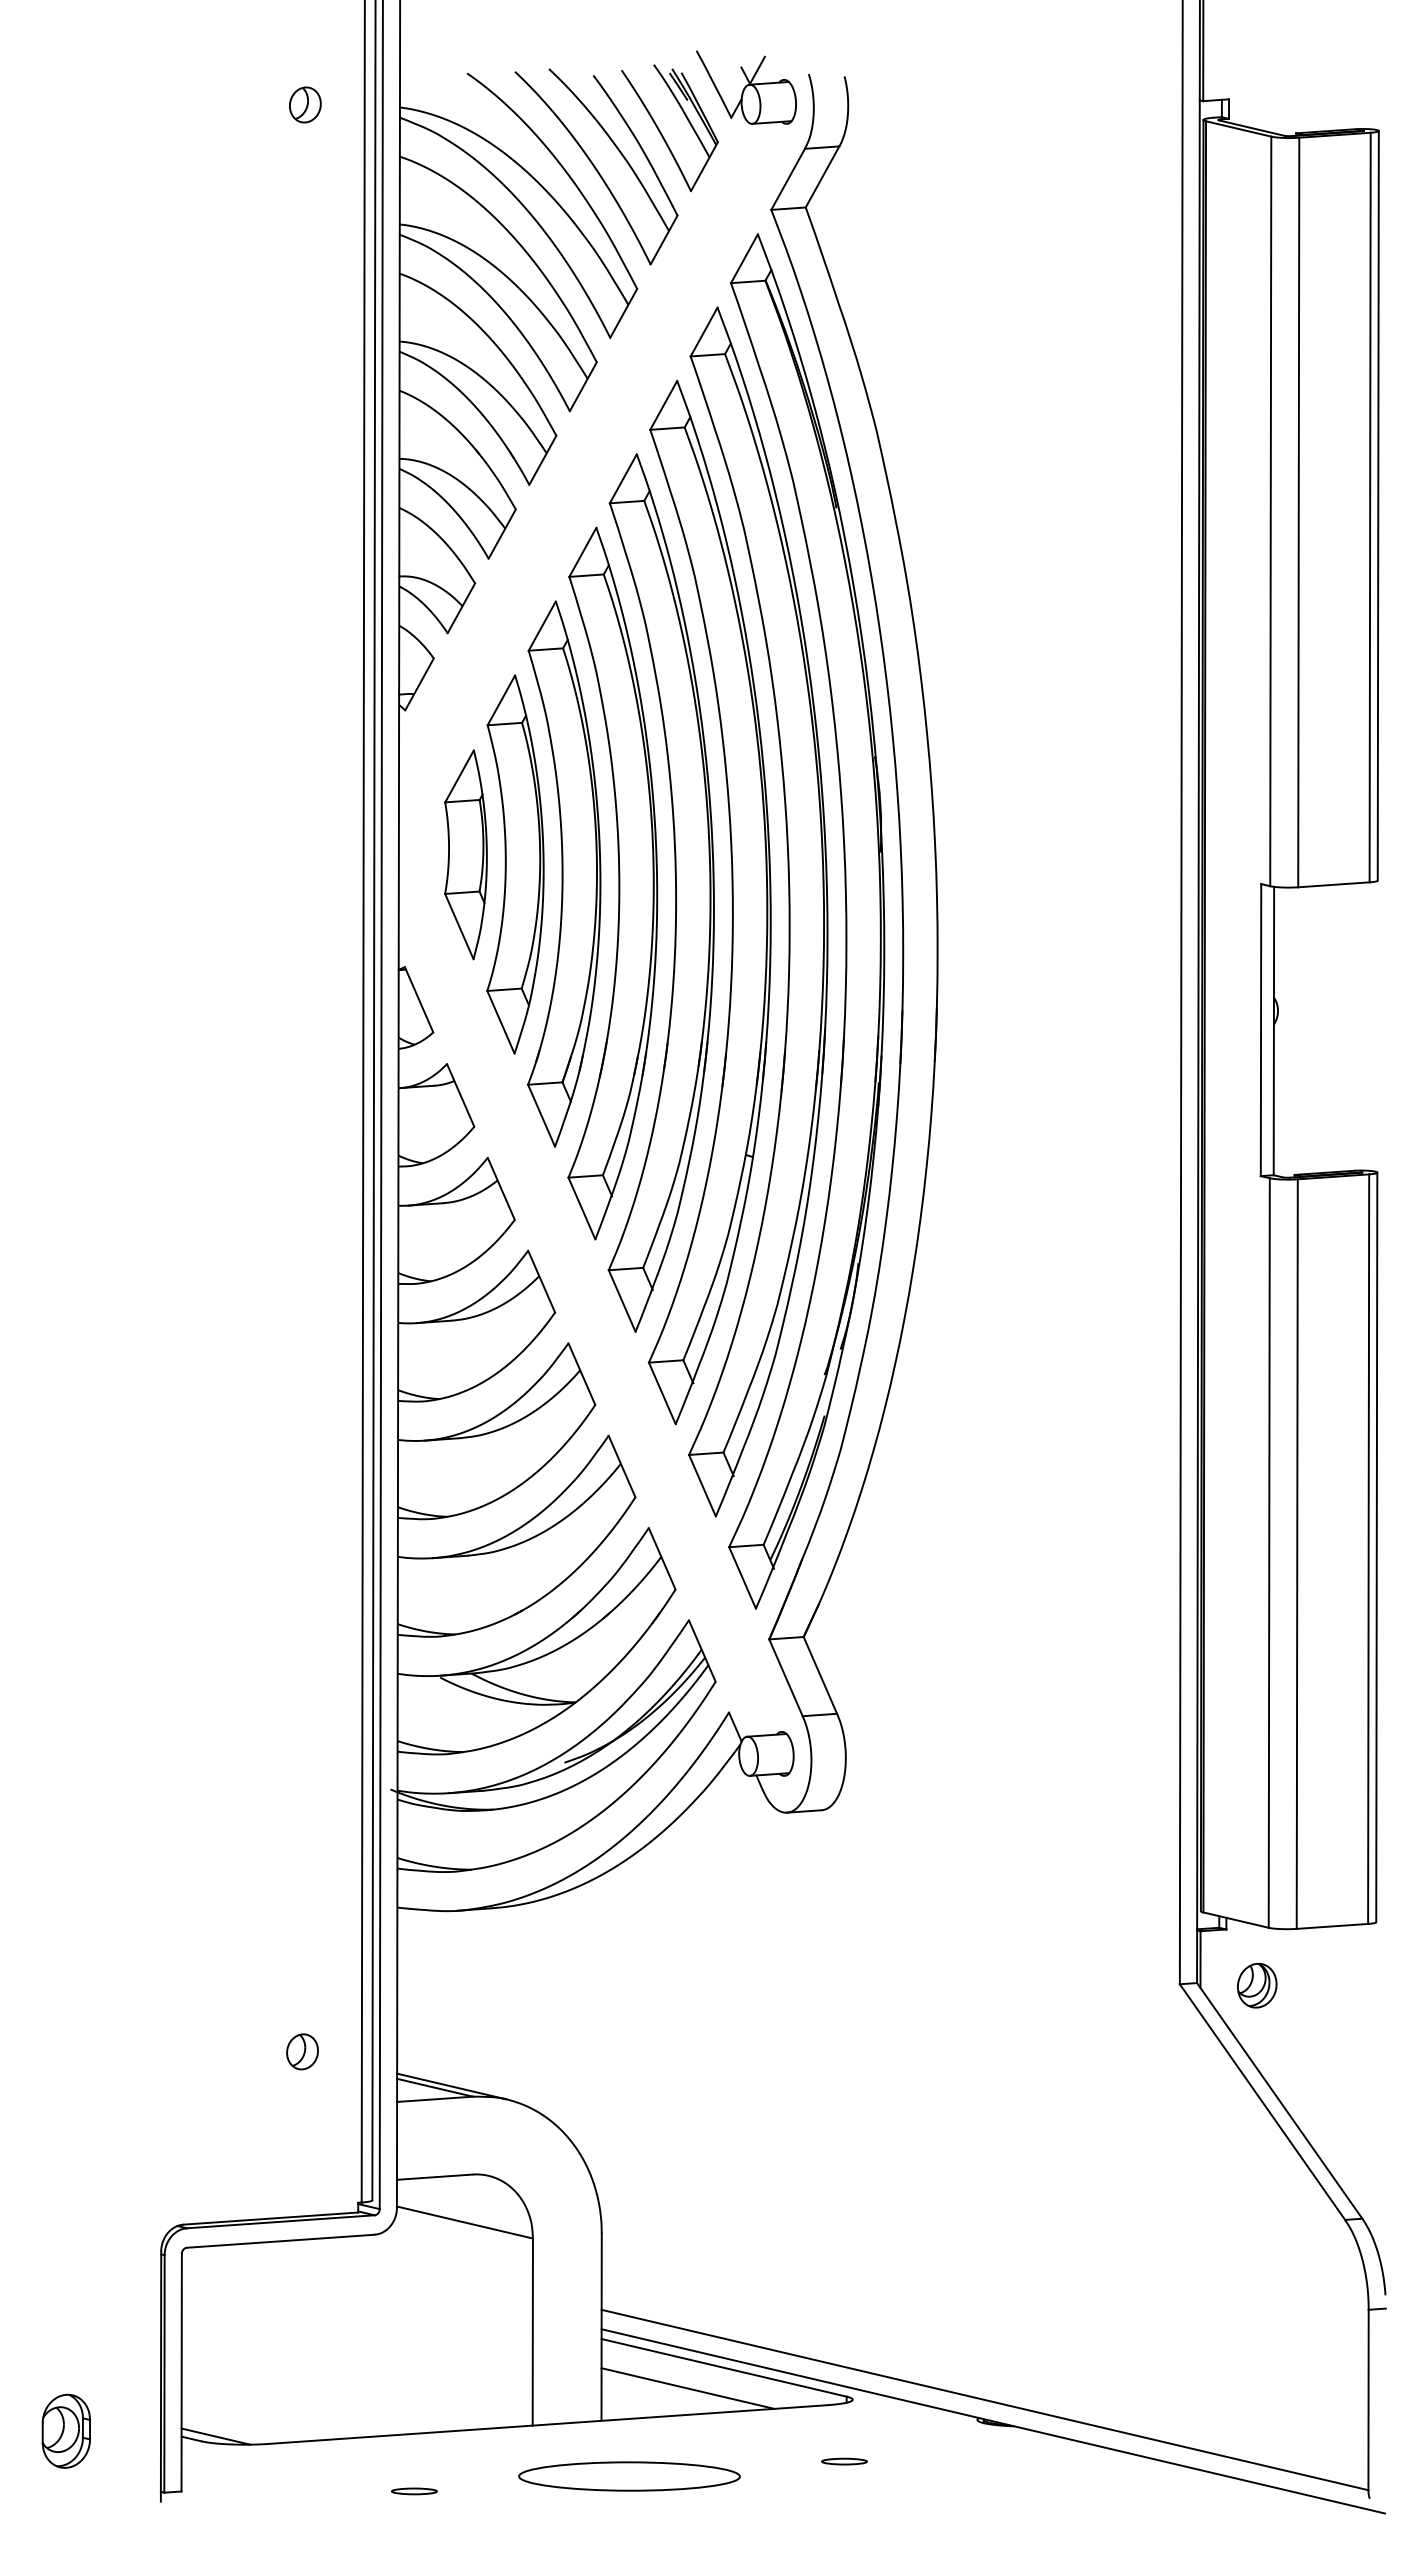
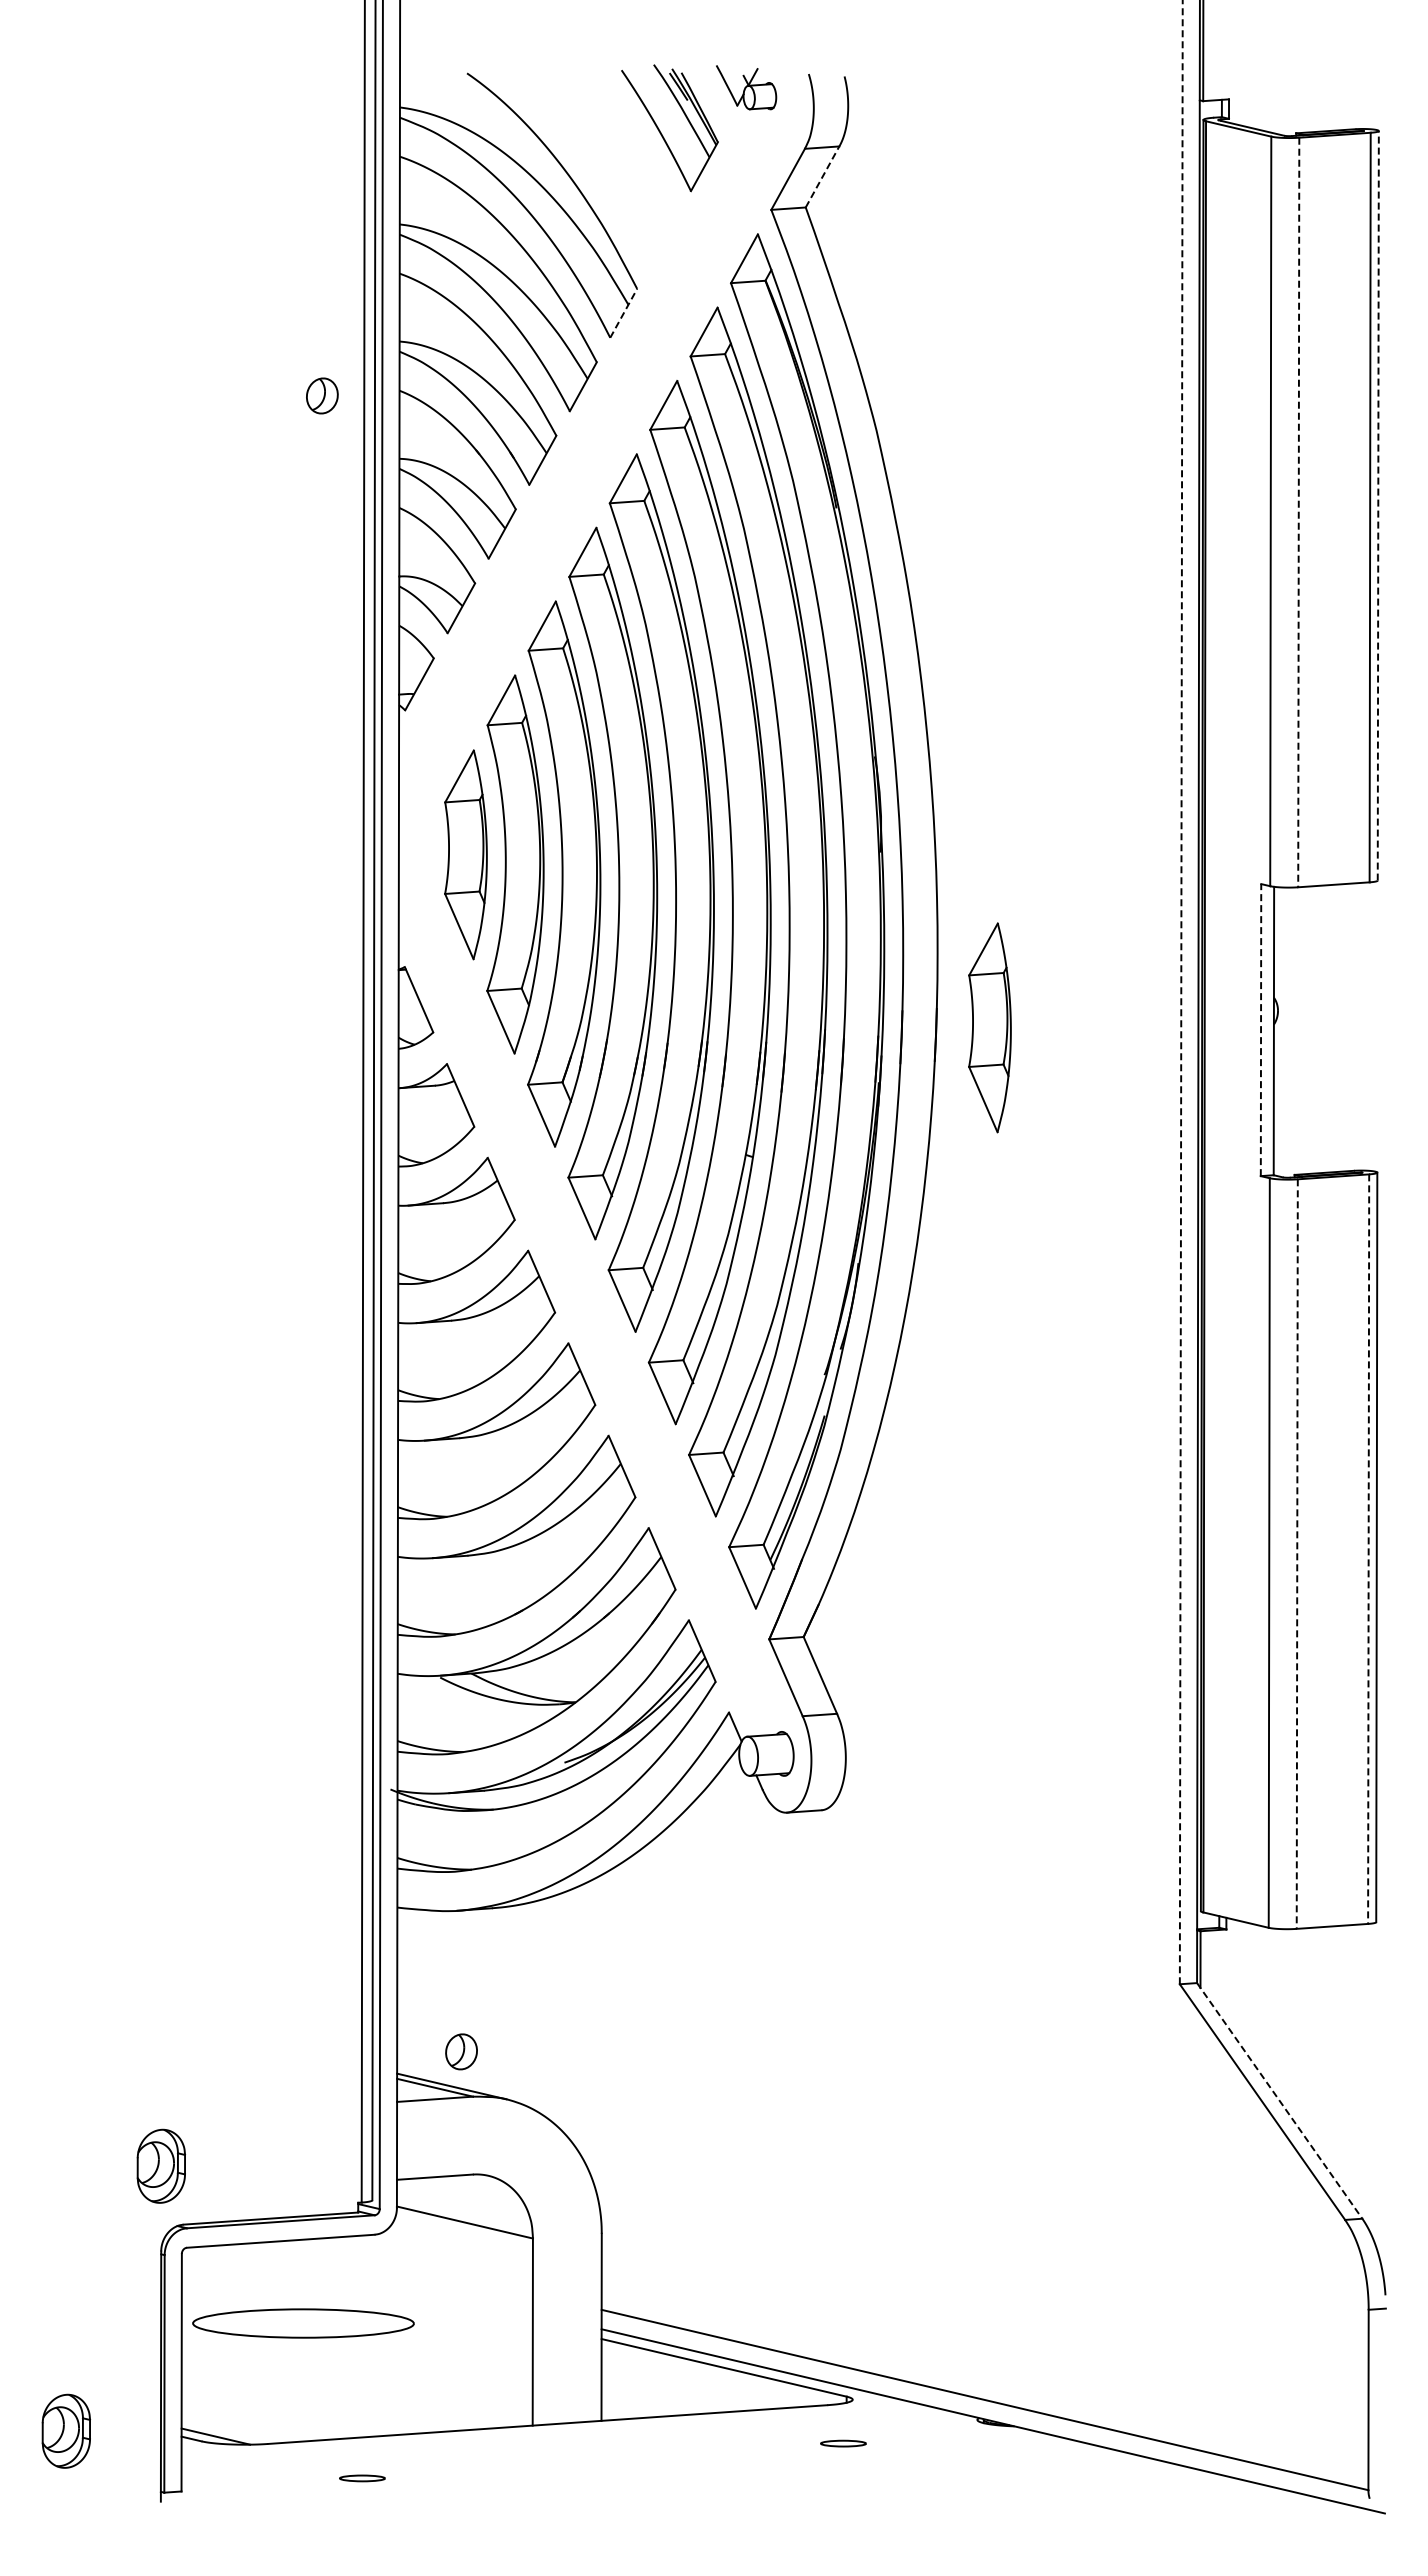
part size: 101x75 px -> 62x46 px (746, 87)
part position: (305, 104) -> (322, 395) (322, 395)
part: present -> none (596, 166)
line: solid -> dashed (822, 176)
line: solid -> dashed (623, 313)
line: solid -> dashed (1378, 505)
line: solid -> dashed (1298, 512)
line: solid -> dashed (1181, 992)
part: none -> present (989, 1027)
line: solid -> dashed (1261, 1029)
line: solid -> dashed (1368, 1549)
line: solid -> dashed (1297, 1554)
part: present -> none (1257, 1985)
part position: (302, 2051) -> (461, 2051) (461, 2051)
line: solid -> dashed (1279, 2100)
part: none -> present (160, 2165)
line: present -> none (687, 2388)
part position: (844, 2461) -> (843, 2443) (843, 2443)
part position: (629, 2476) -> (303, 2323) (303, 2323)
part position: (414, 2491) -> (362, 2478) (362, 2478)
